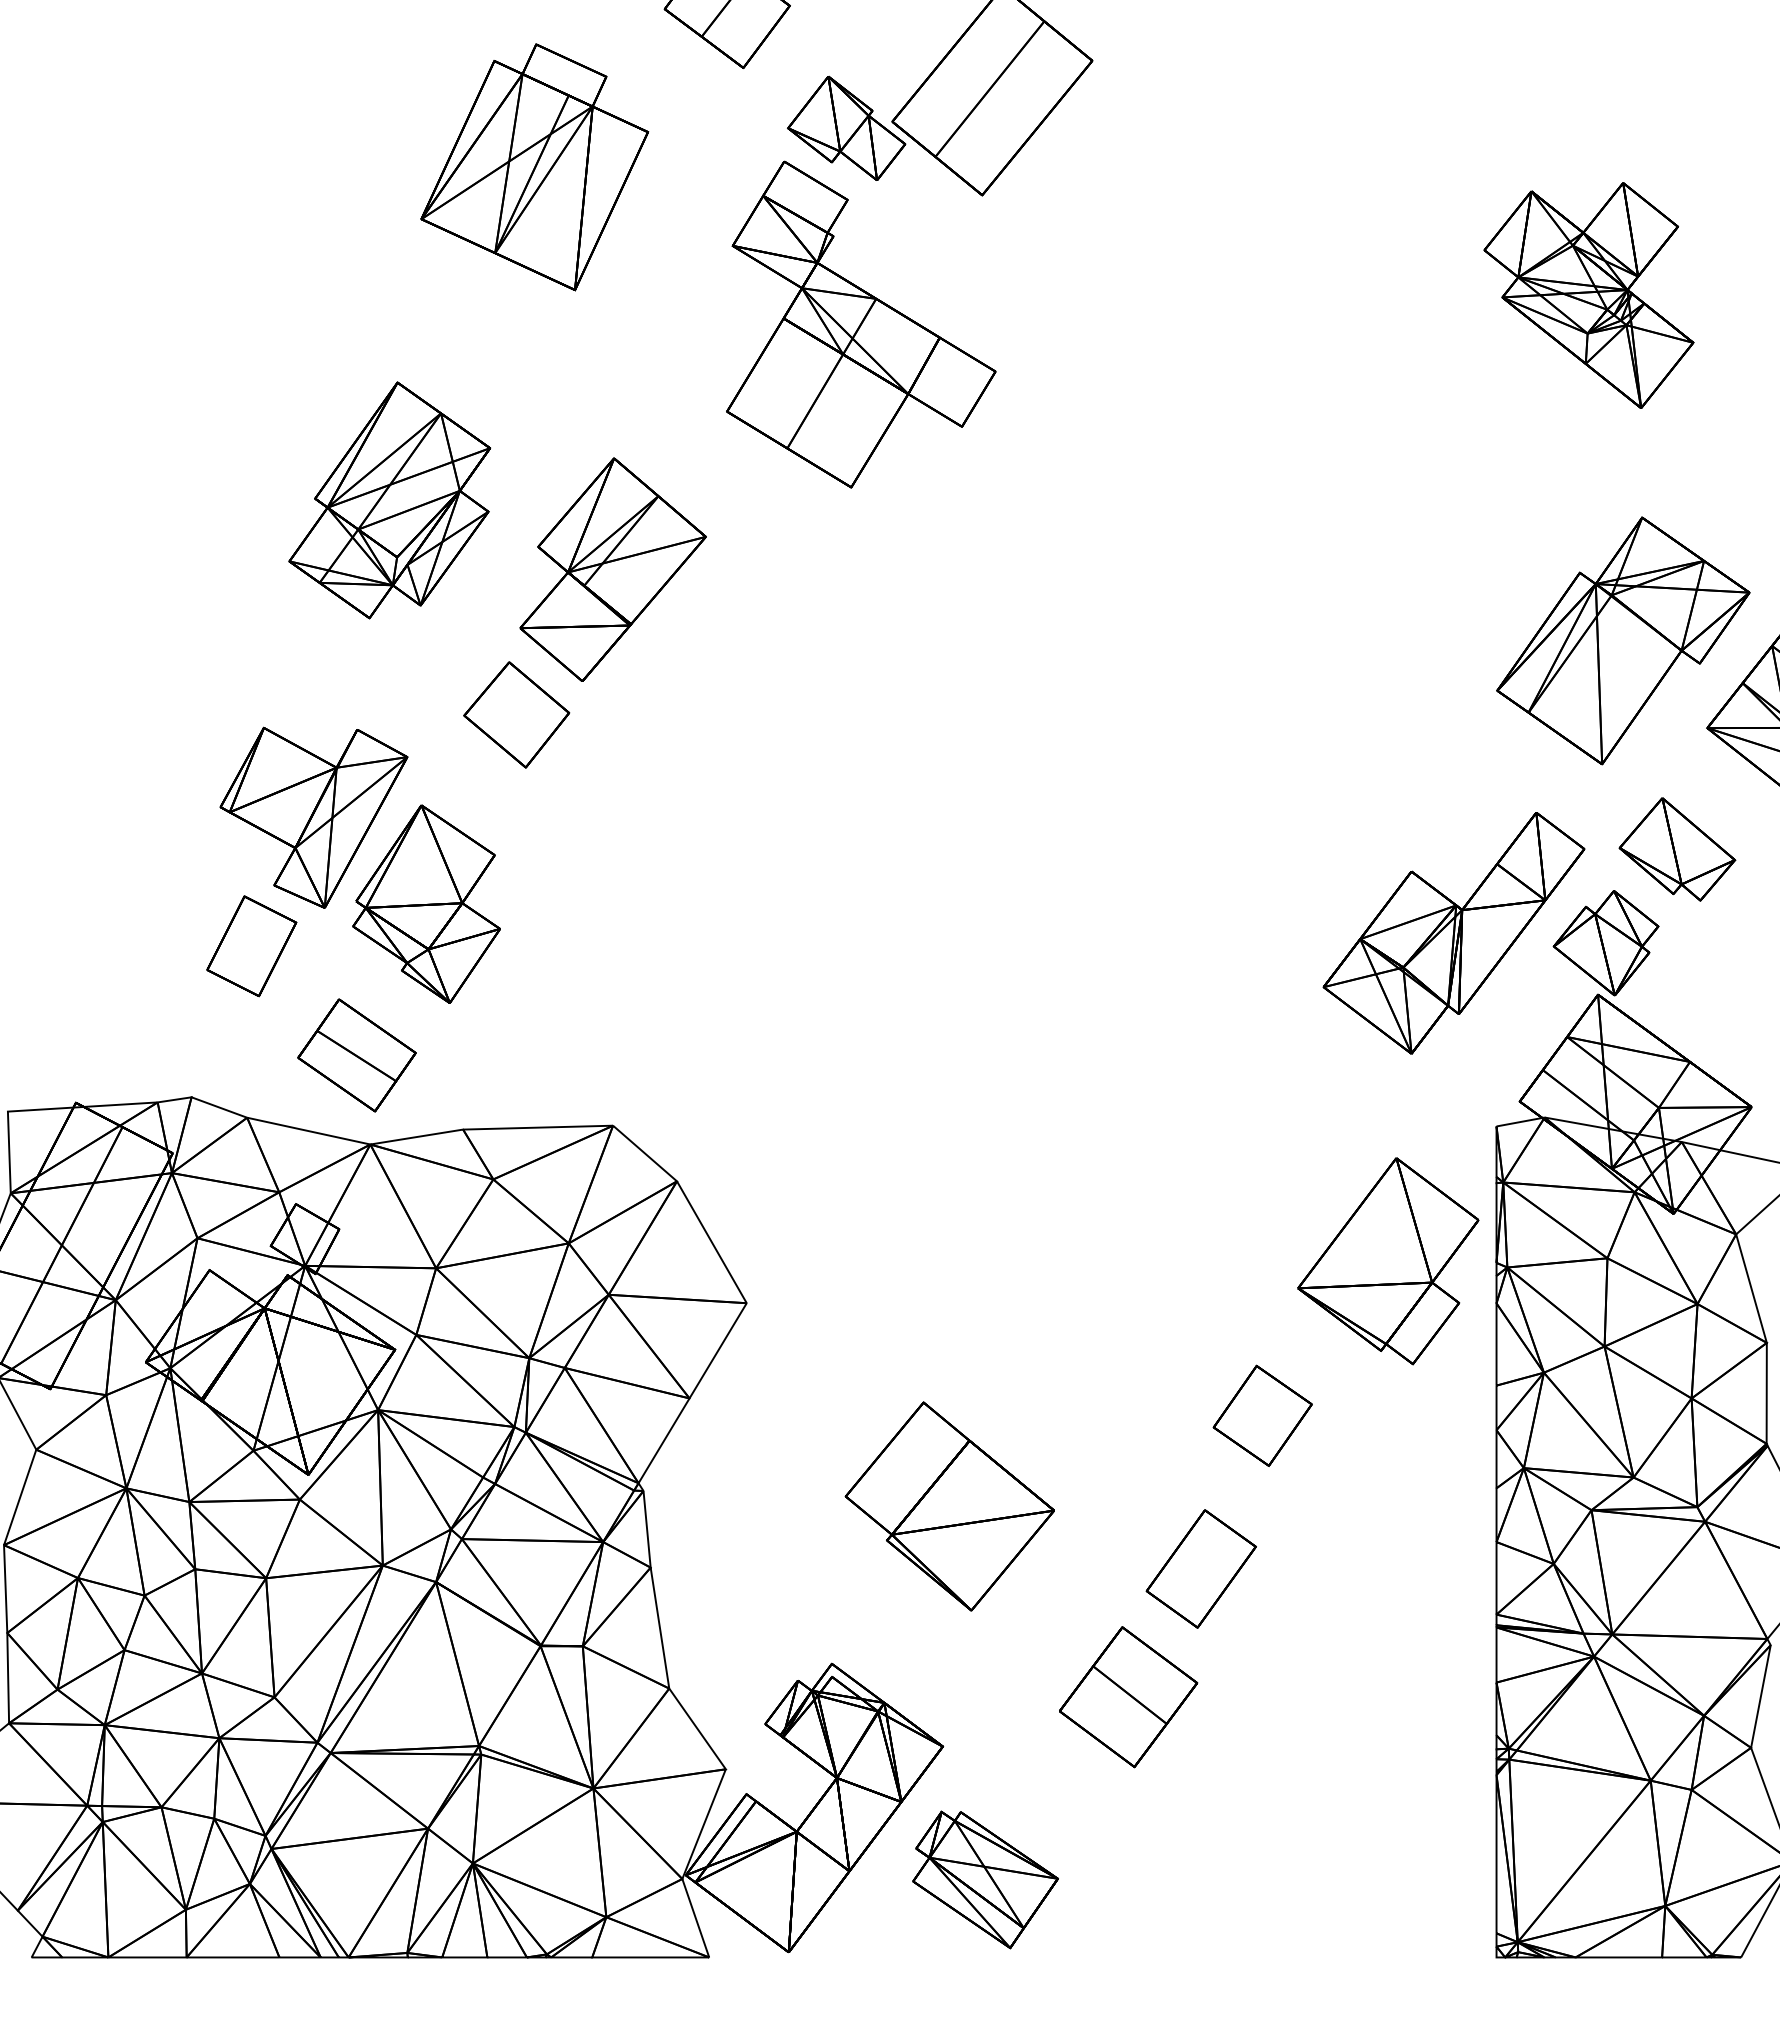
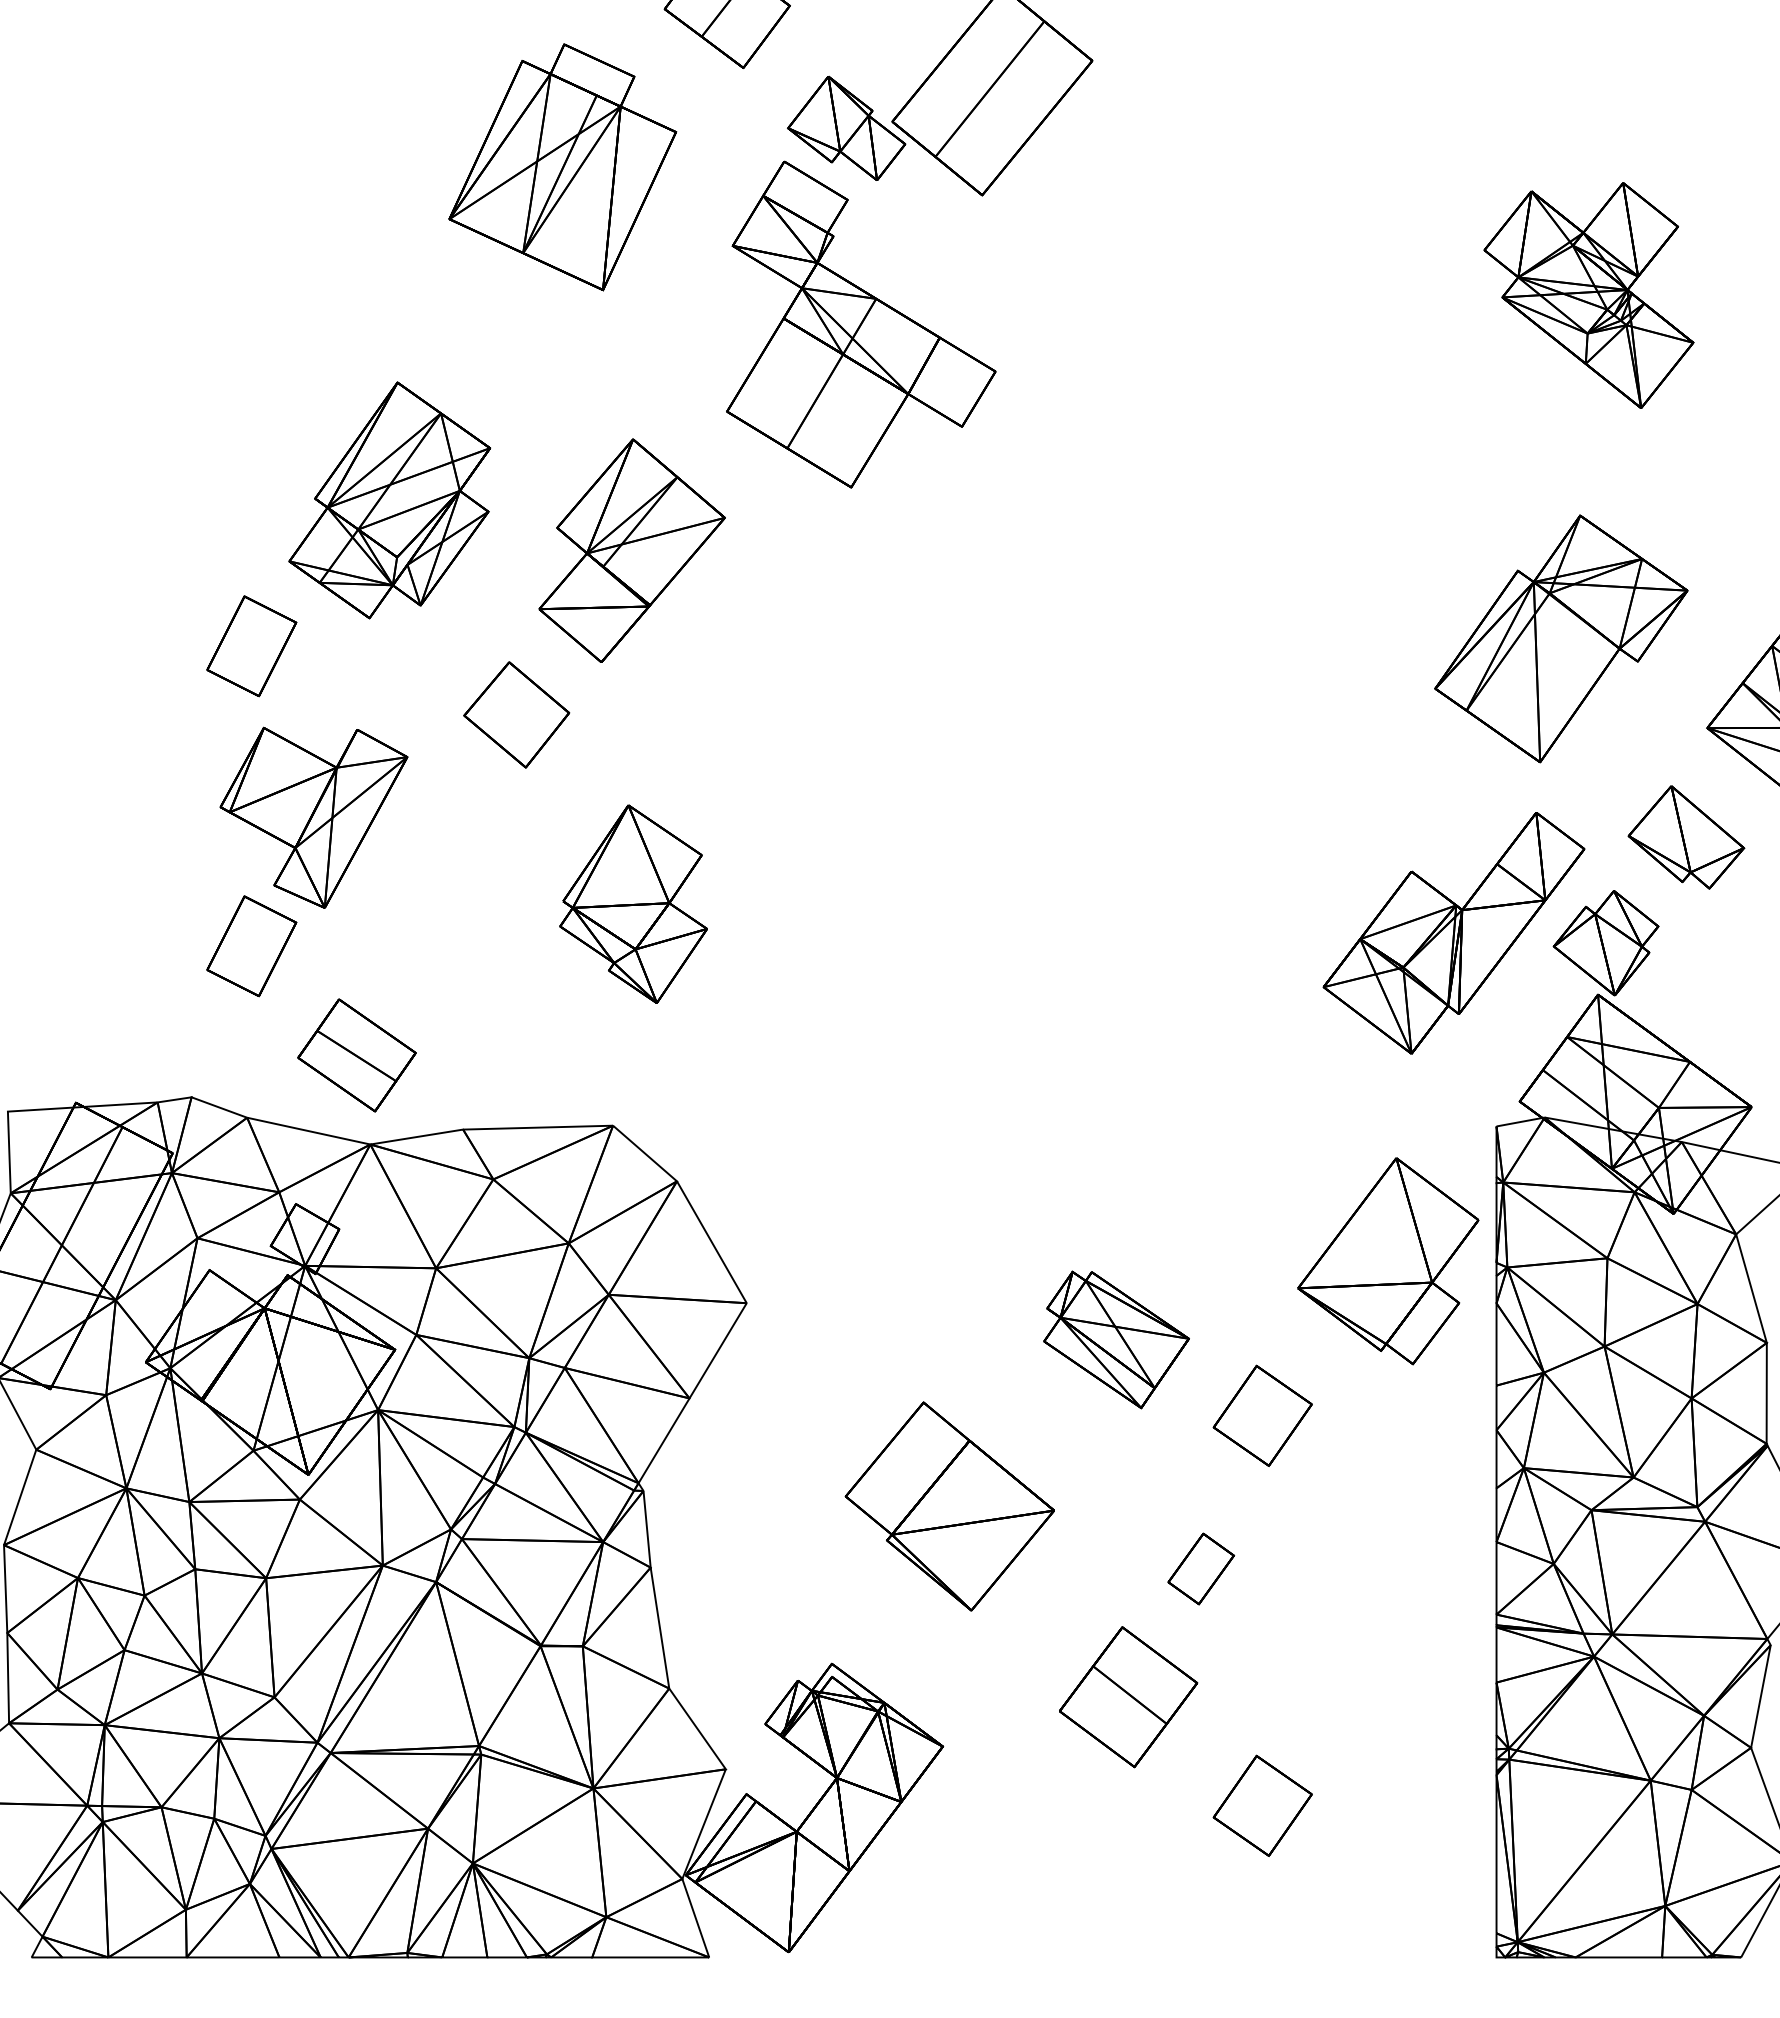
part position: (534, 167) -> (562, 167) (562, 167)
part position: (612, 569) -> (631, 550) (631, 550)
part position: (1623, 640) -> (1561, 638) (1561, 638)
part: none -> present (251, 646)
part position: (1677, 849) -> (1686, 837) (1686, 837)
part position: (426, 903) -> (633, 903) (633, 903)
part size: 112x120 px -> 69x74 px (1201, 1568)
part: none -> present (1262, 1805)
part position: (985, 1879) -> (1116, 1339) (1116, 1339)
